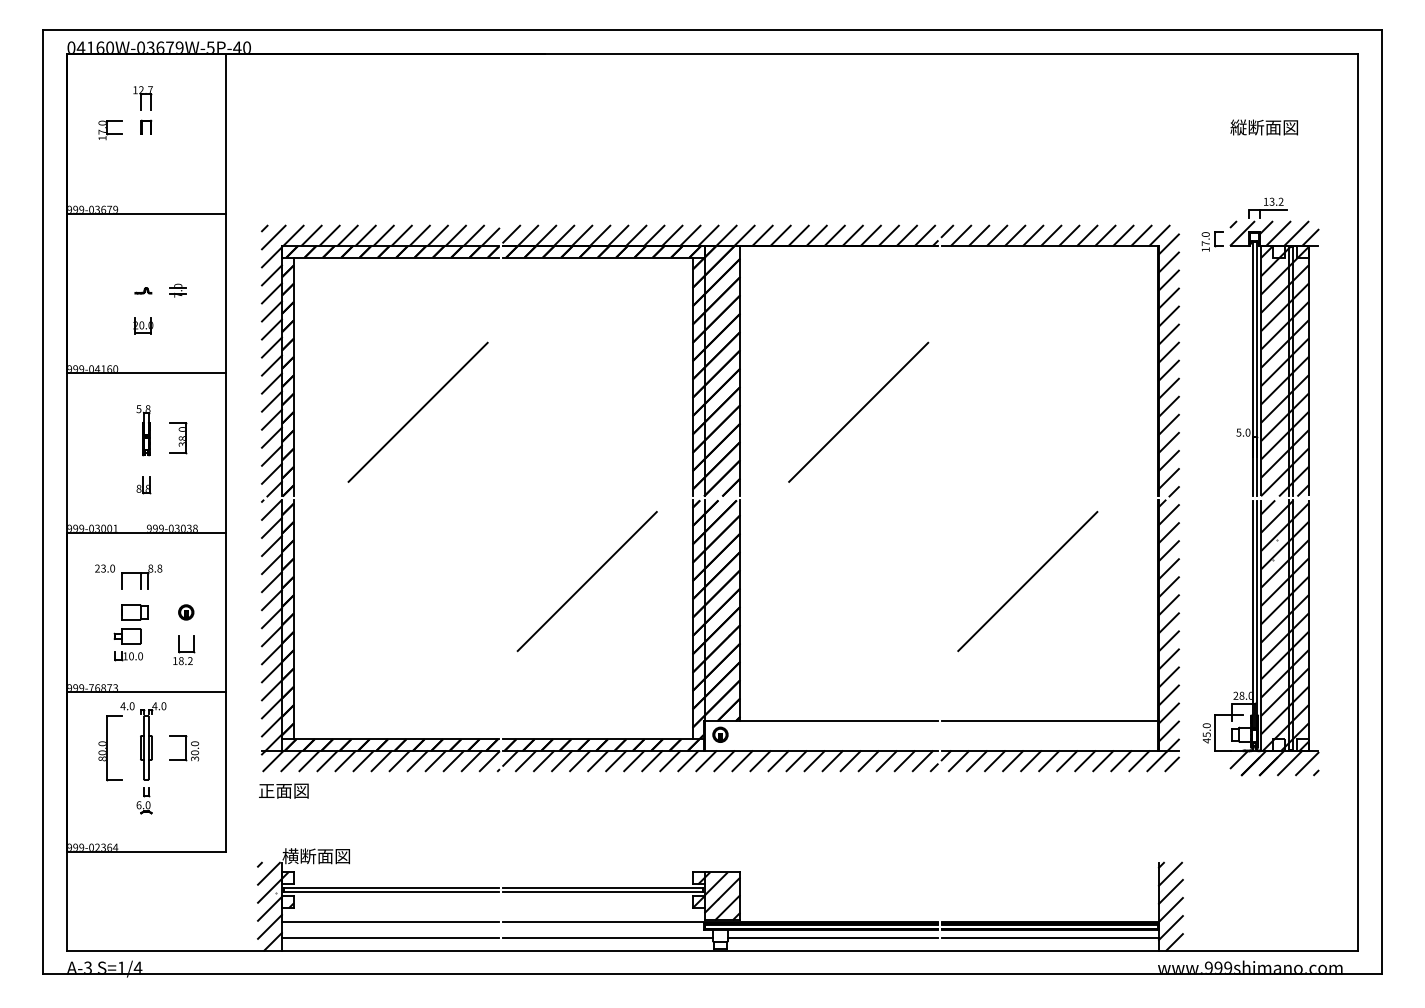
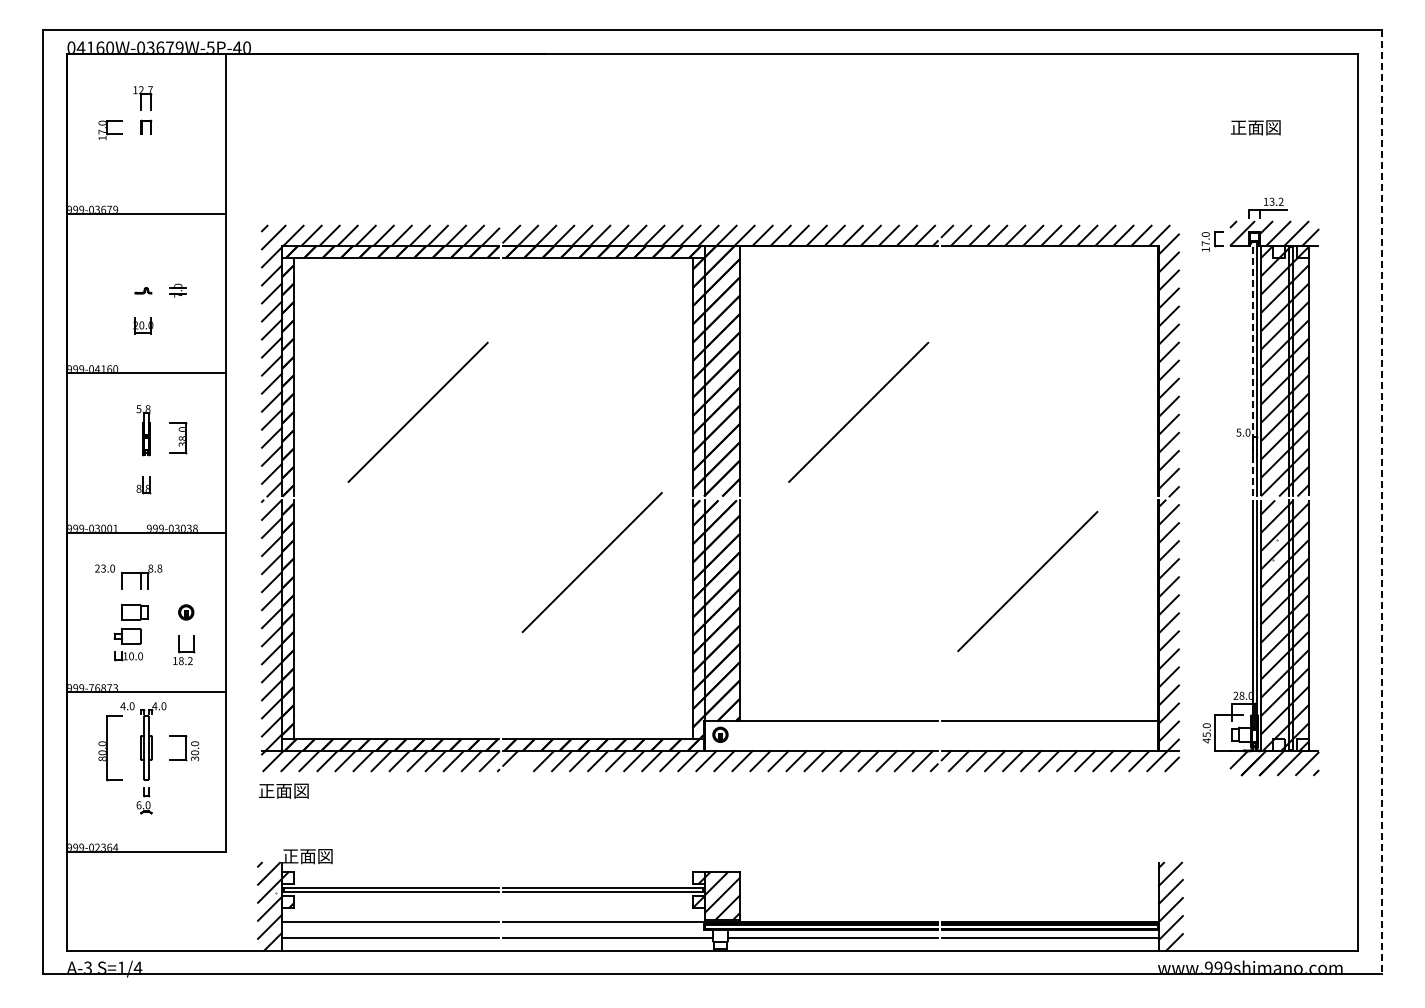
text: 縦断面図 -> 正面図 (1264, 127)
line: solid -> dashed (1252, 368)
line: solid -> dashed (1382, 502)
line position: (586, 581) -> (591, 562) (591, 562)
line: present -> none (525, 761)
text: 横断面図 -> 正面図 (315, 856)
